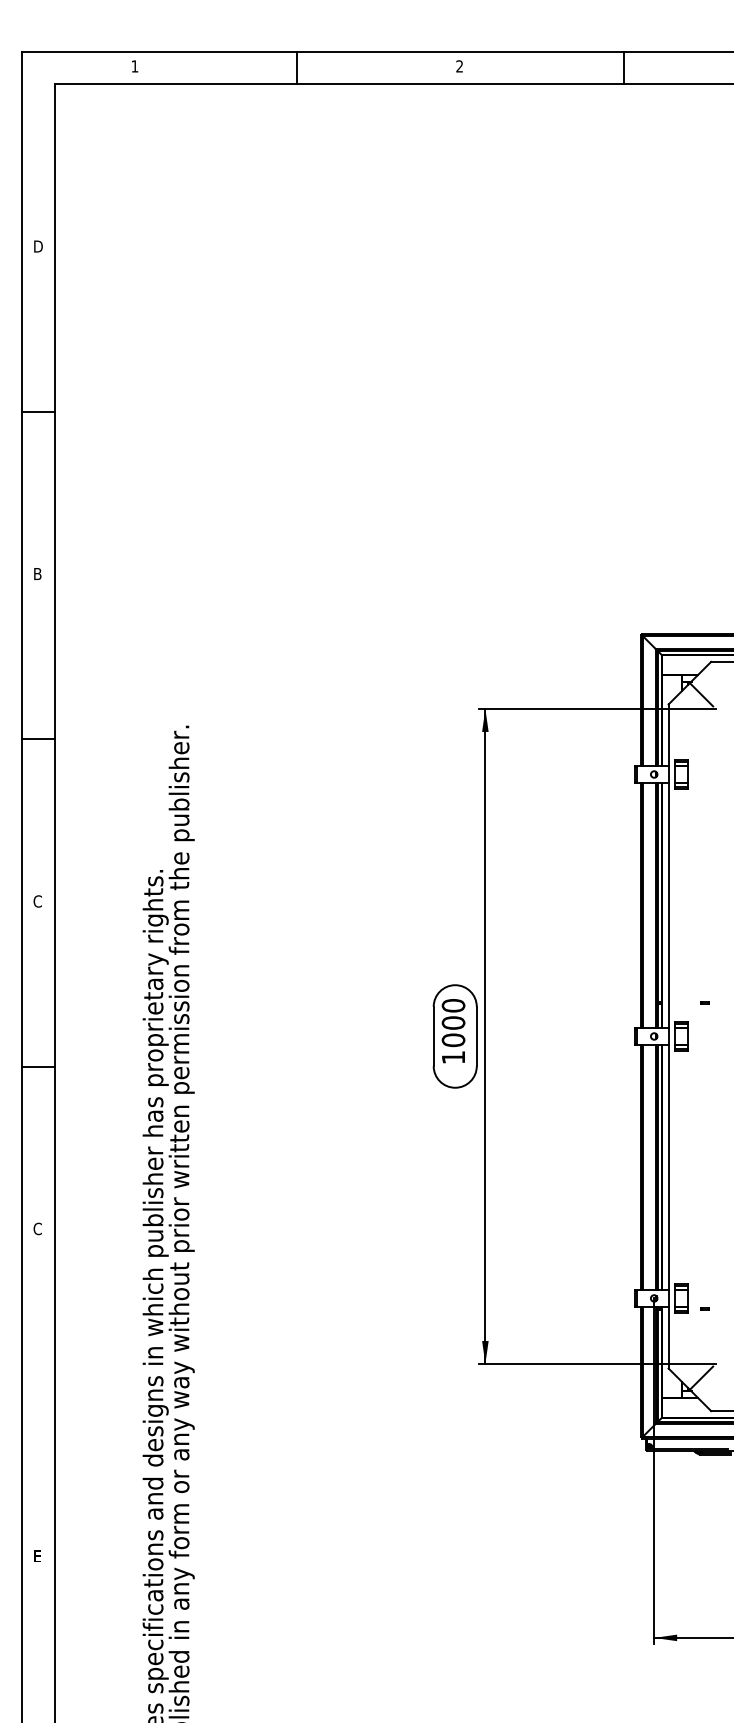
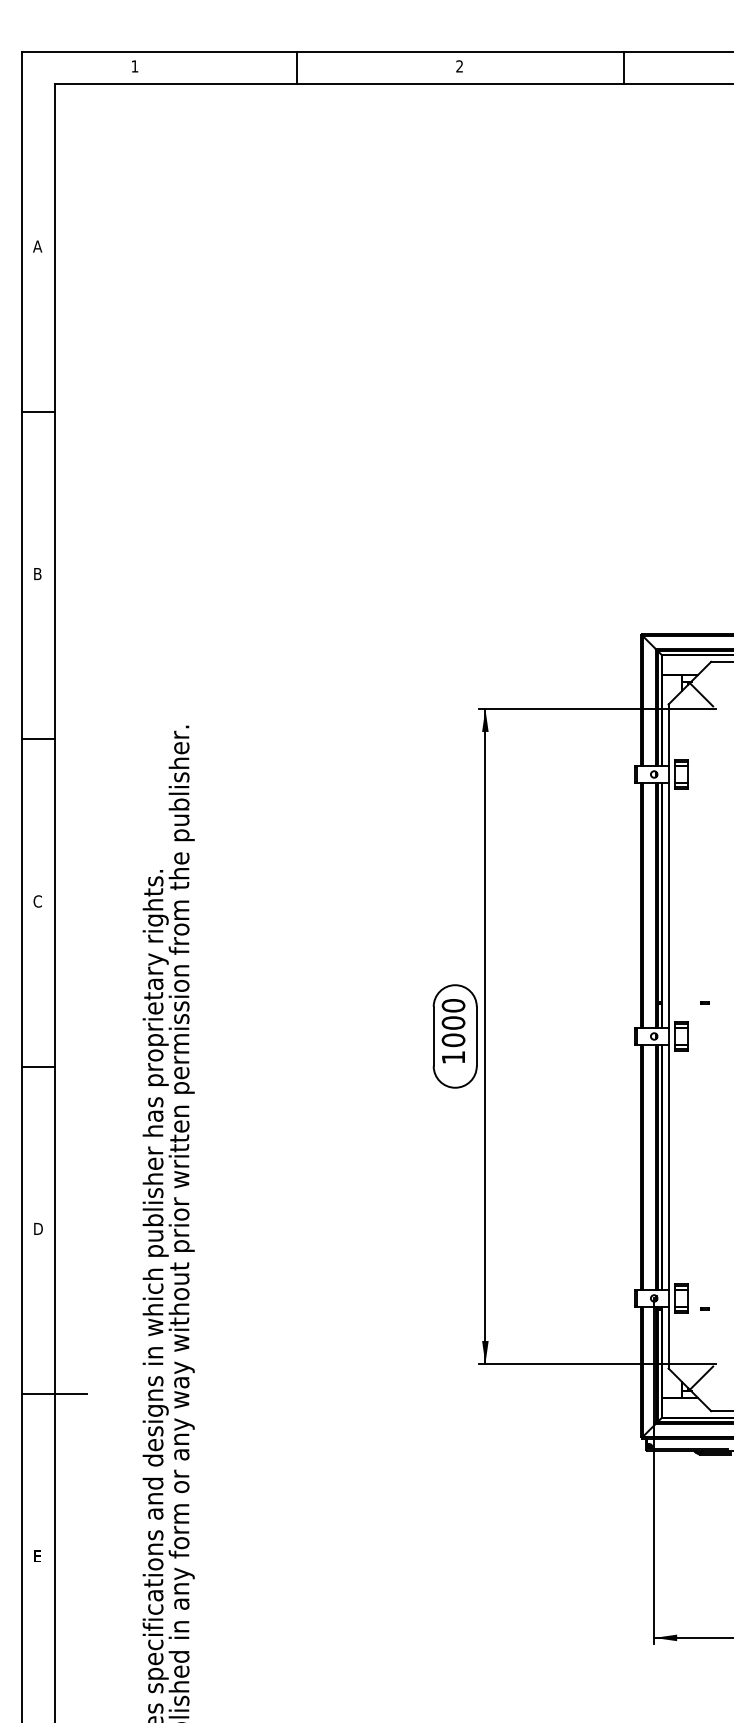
text: D -> A (37, 246)
text: C -> D (37, 1228)
line: none -> present (54, 1394)
